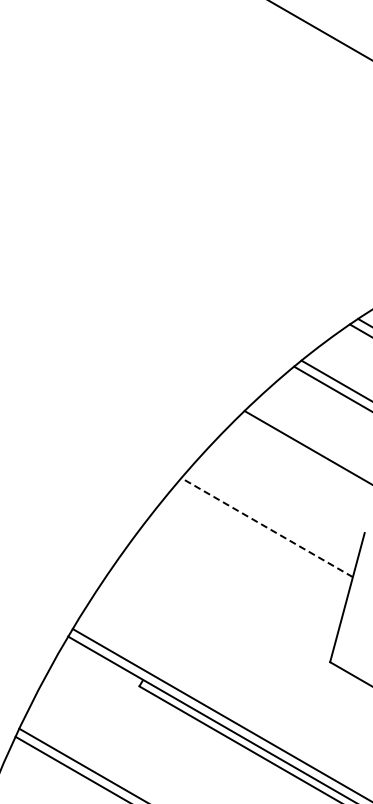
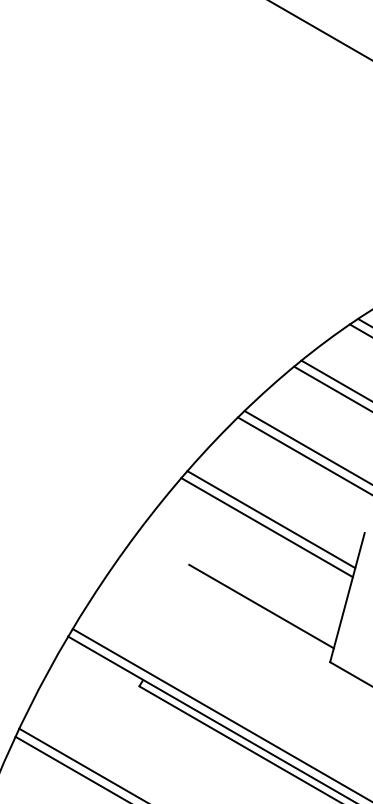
line: none -> present (303, 455)
line: none -> present (271, 519)
line: dashed -> solid (266, 527)
line: none -> present (261, 606)
